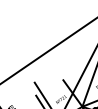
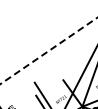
line: solid -> dashed (49, 50)
